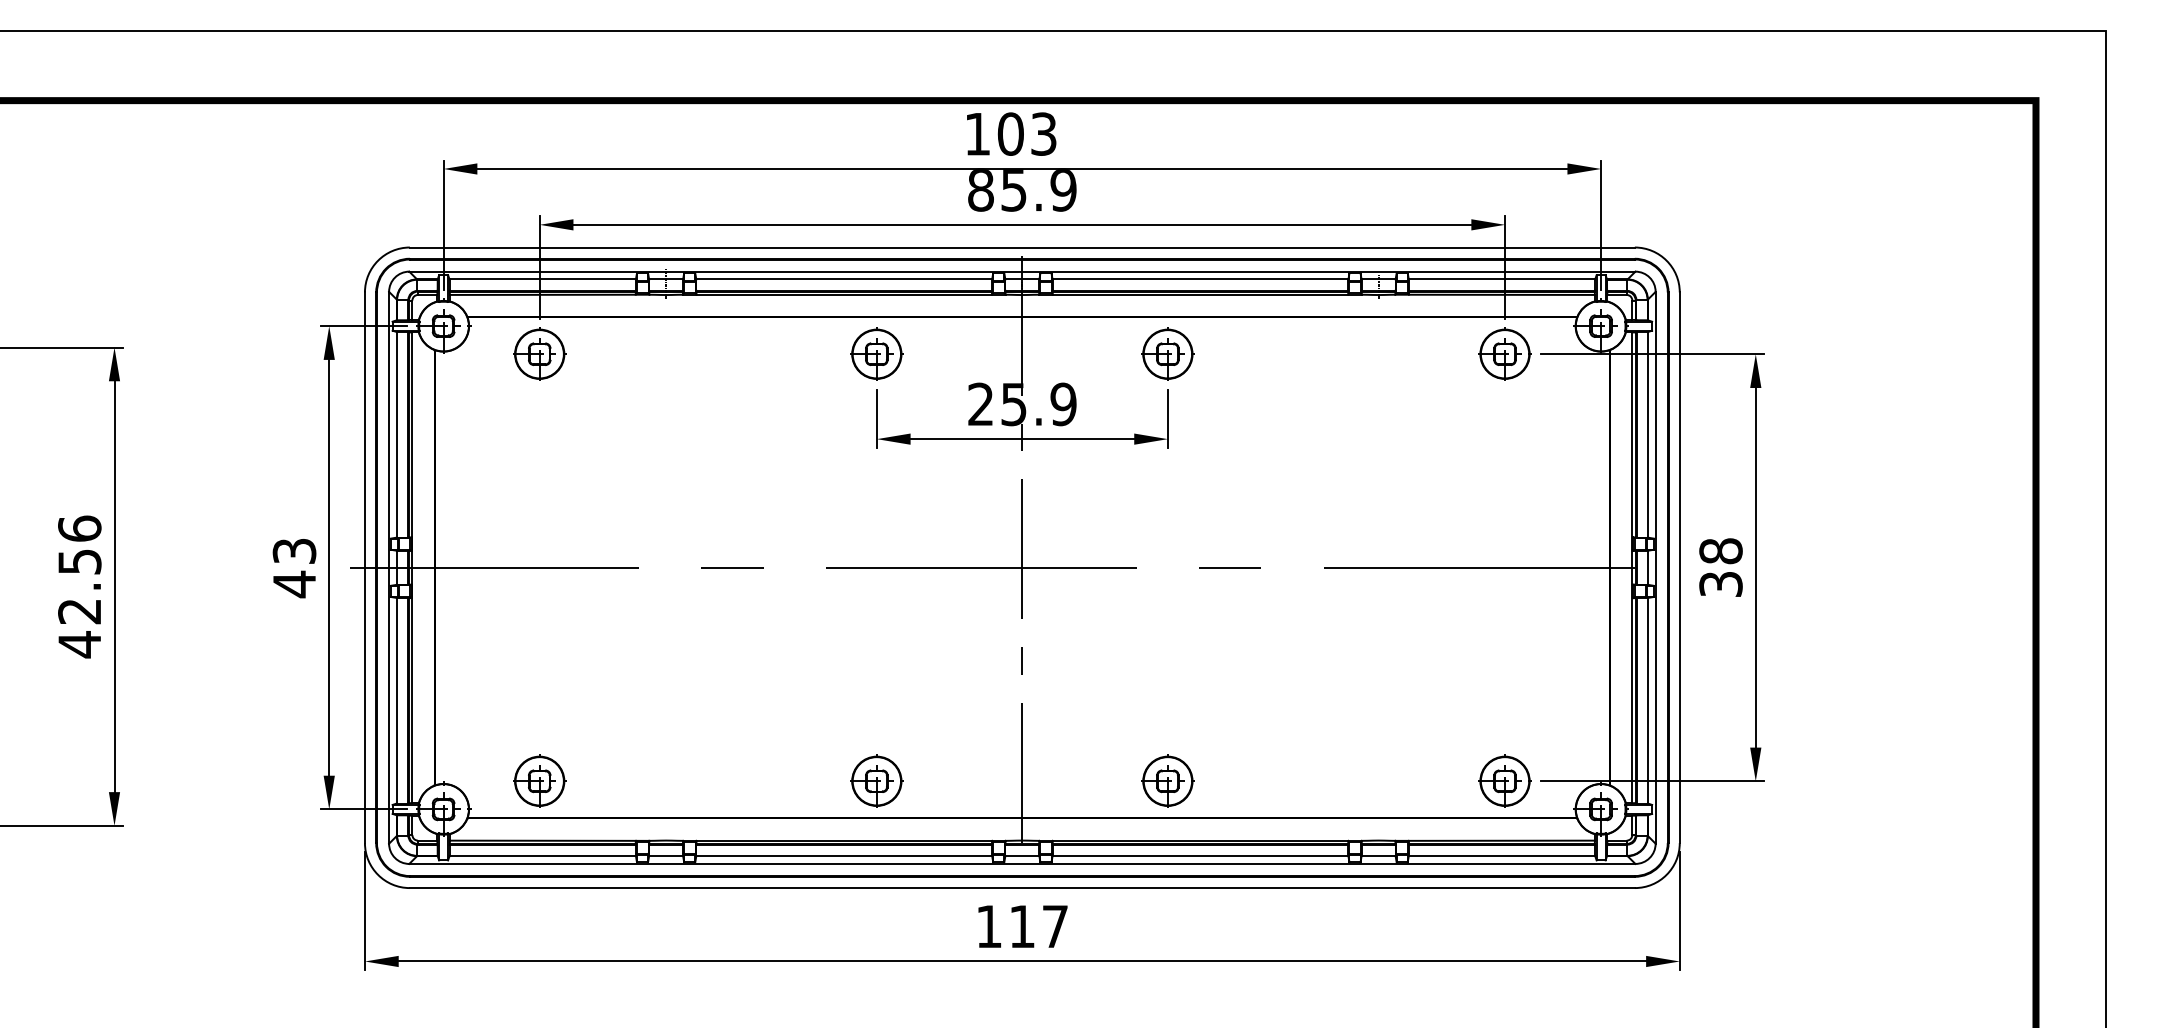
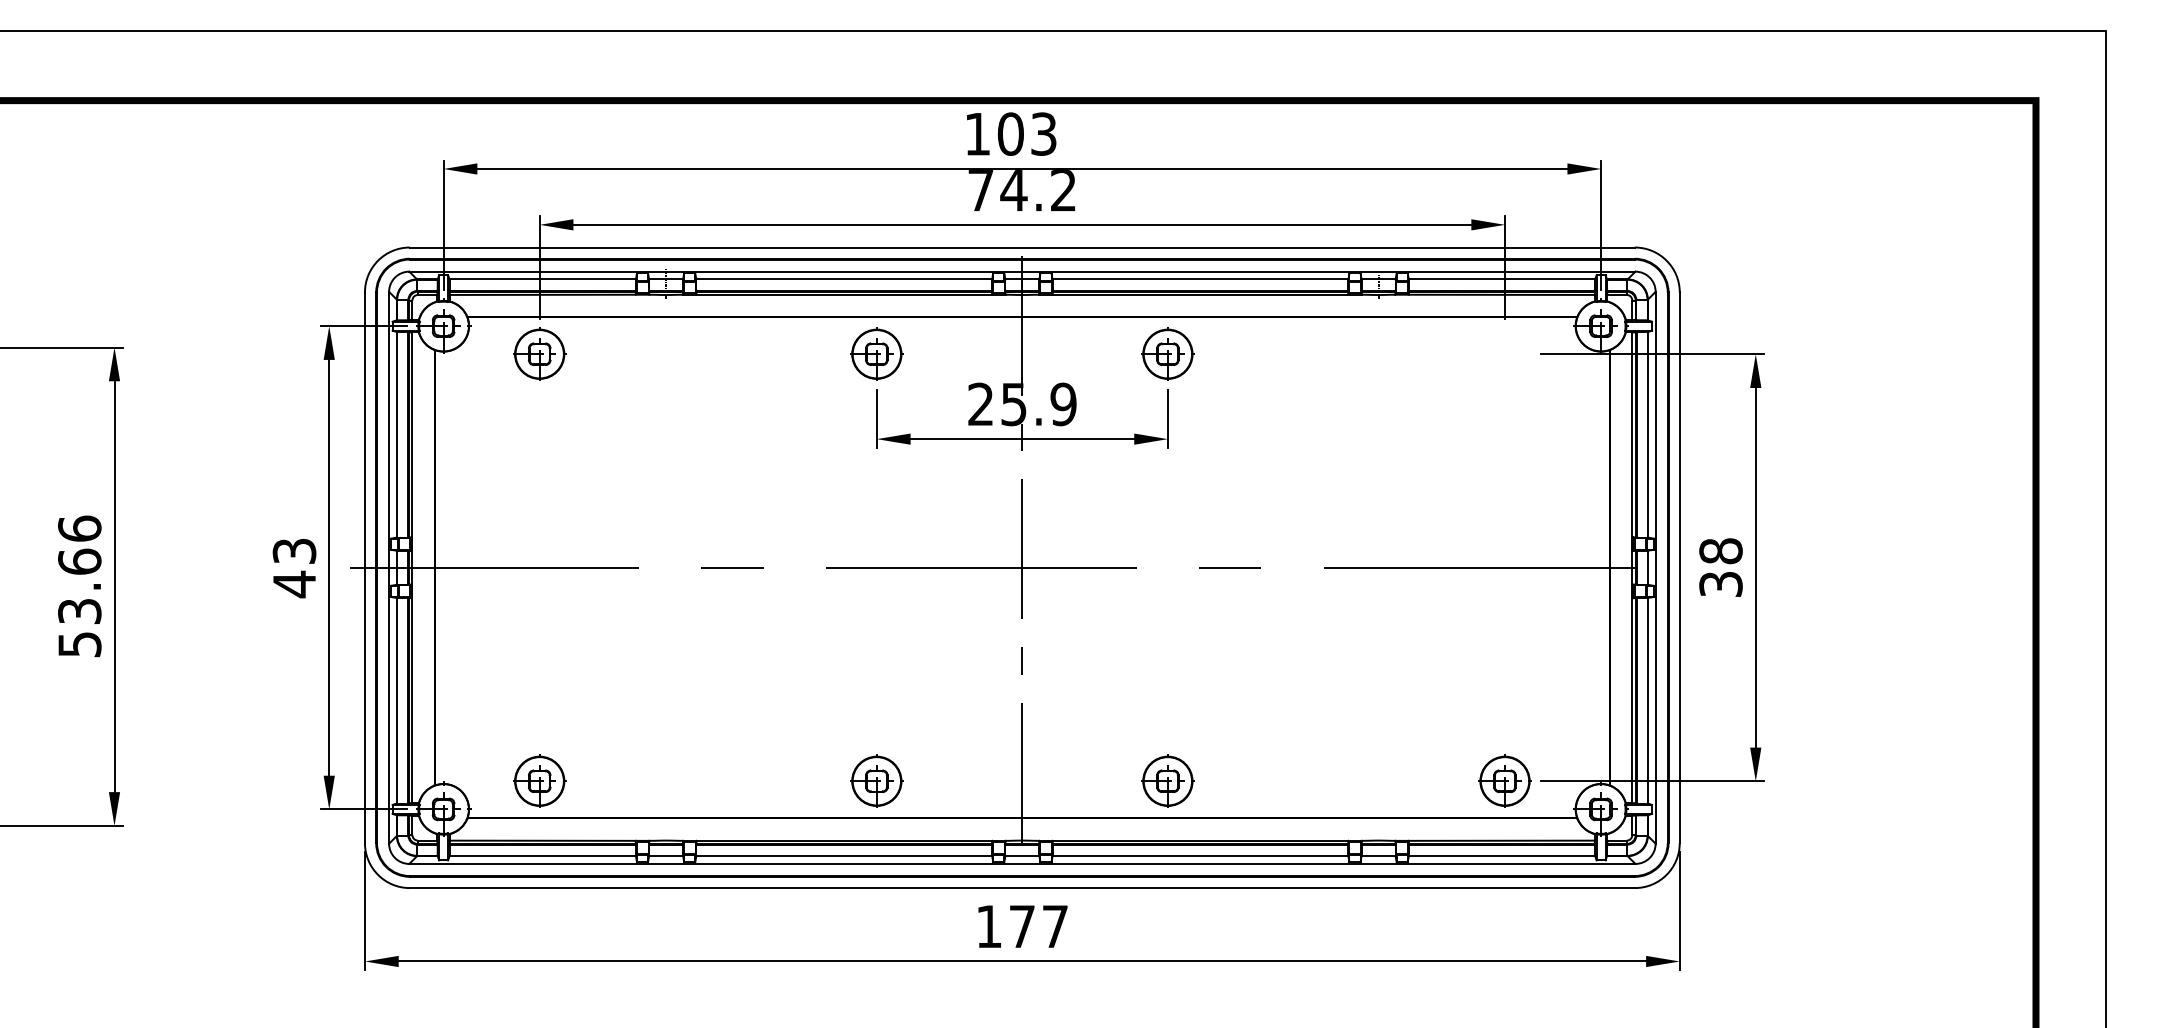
text: 85.9 -> 74.2 (1022, 190)
part: present -> none (1504, 353)
text: 42.56 -> 53.66 (79, 603)
text: 117 -> 177 (1022, 926)
